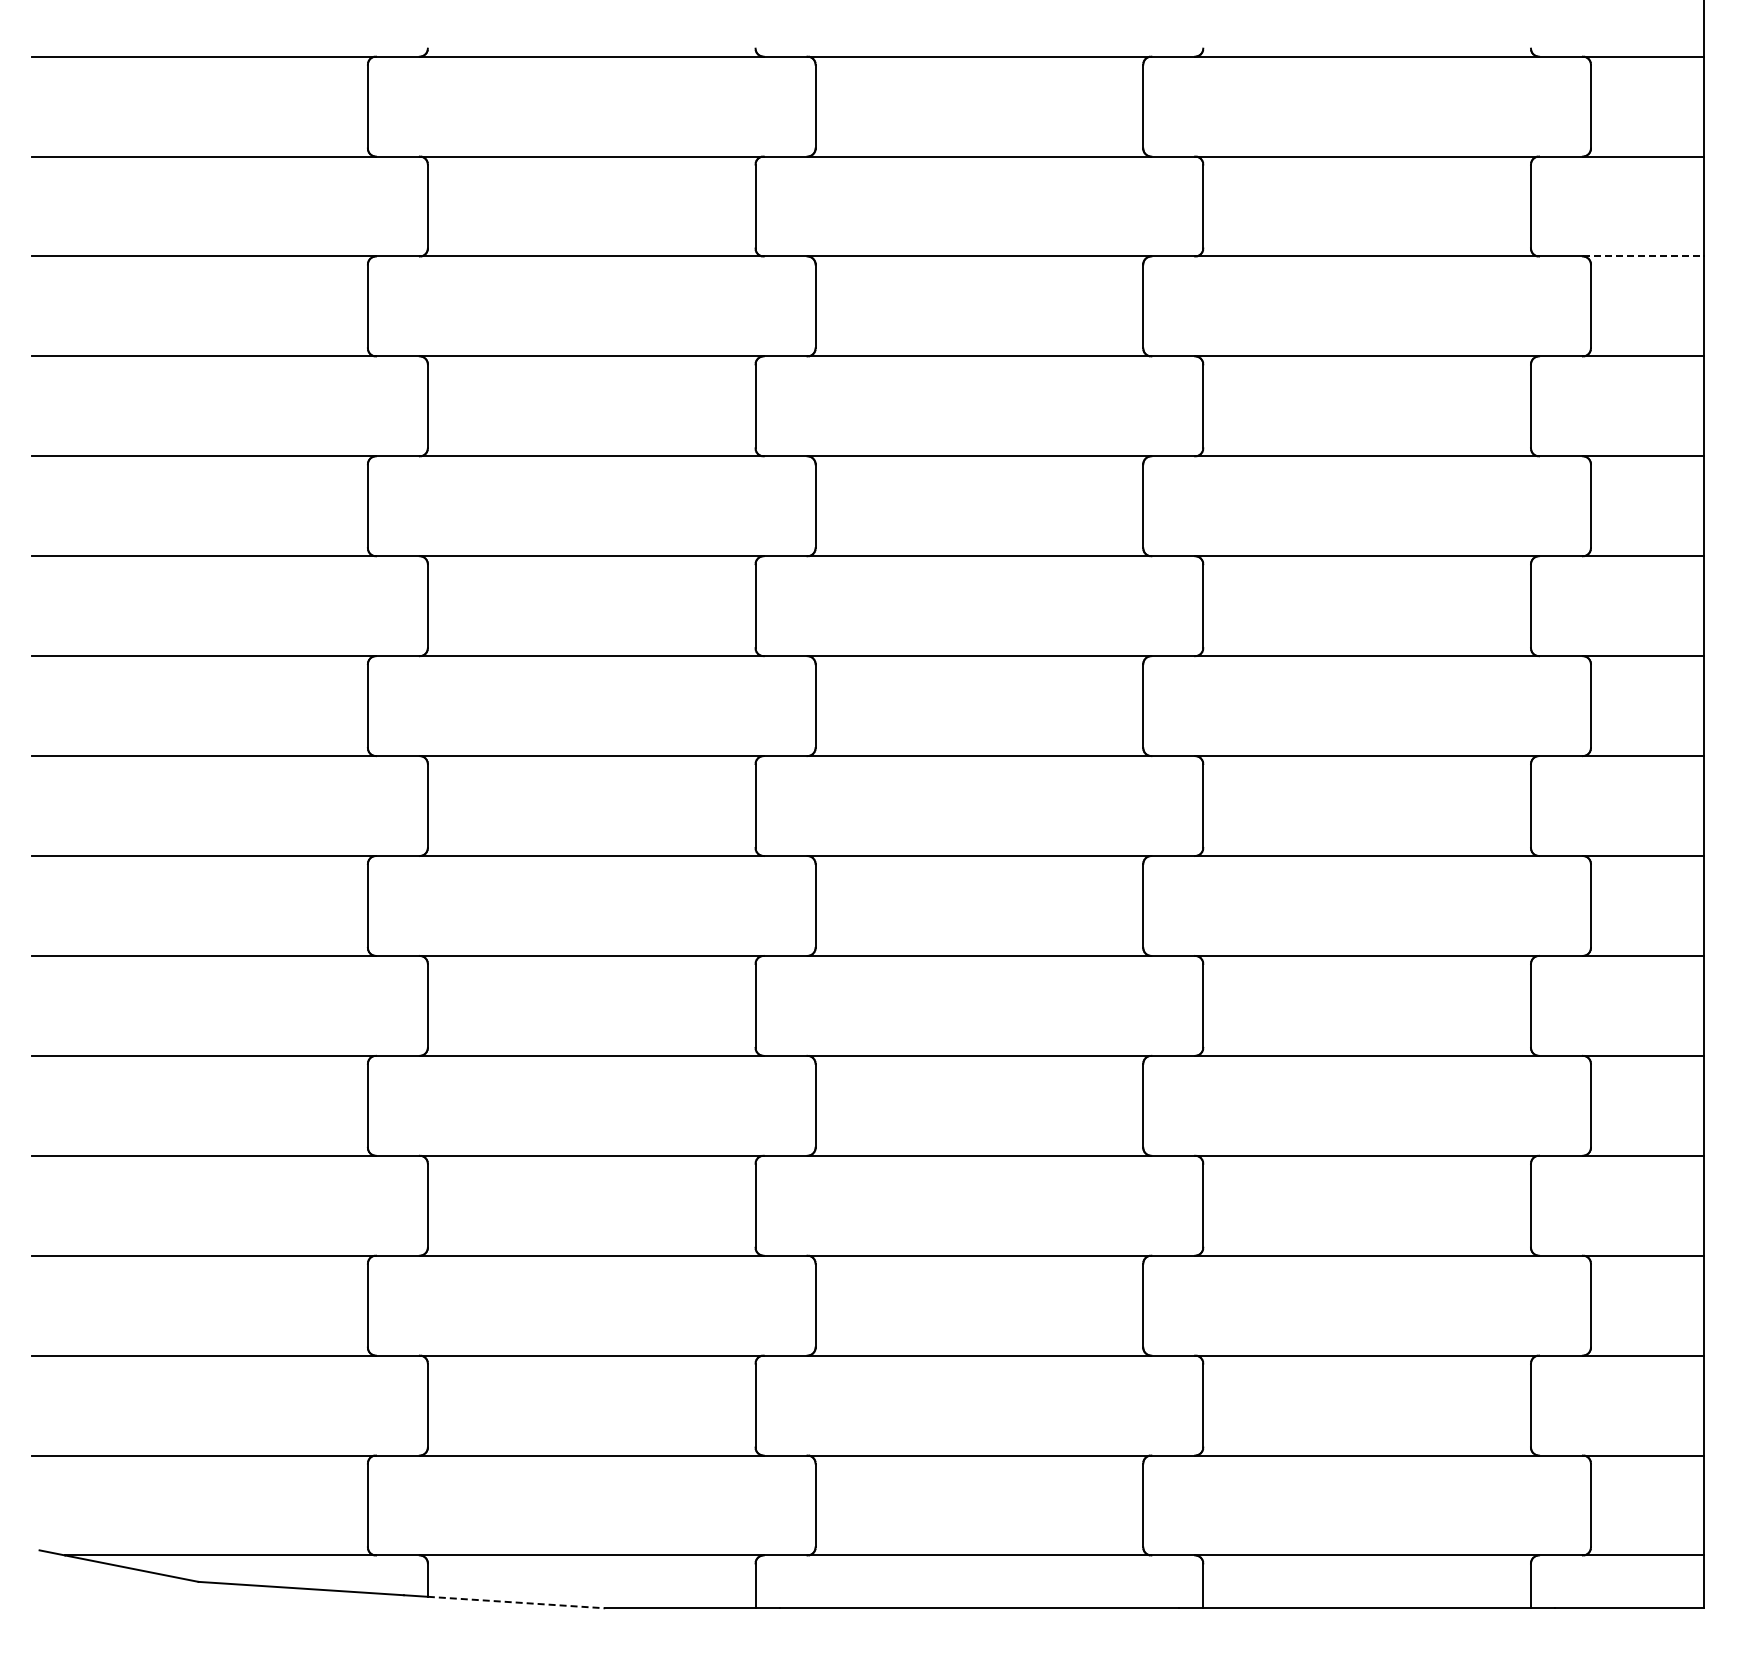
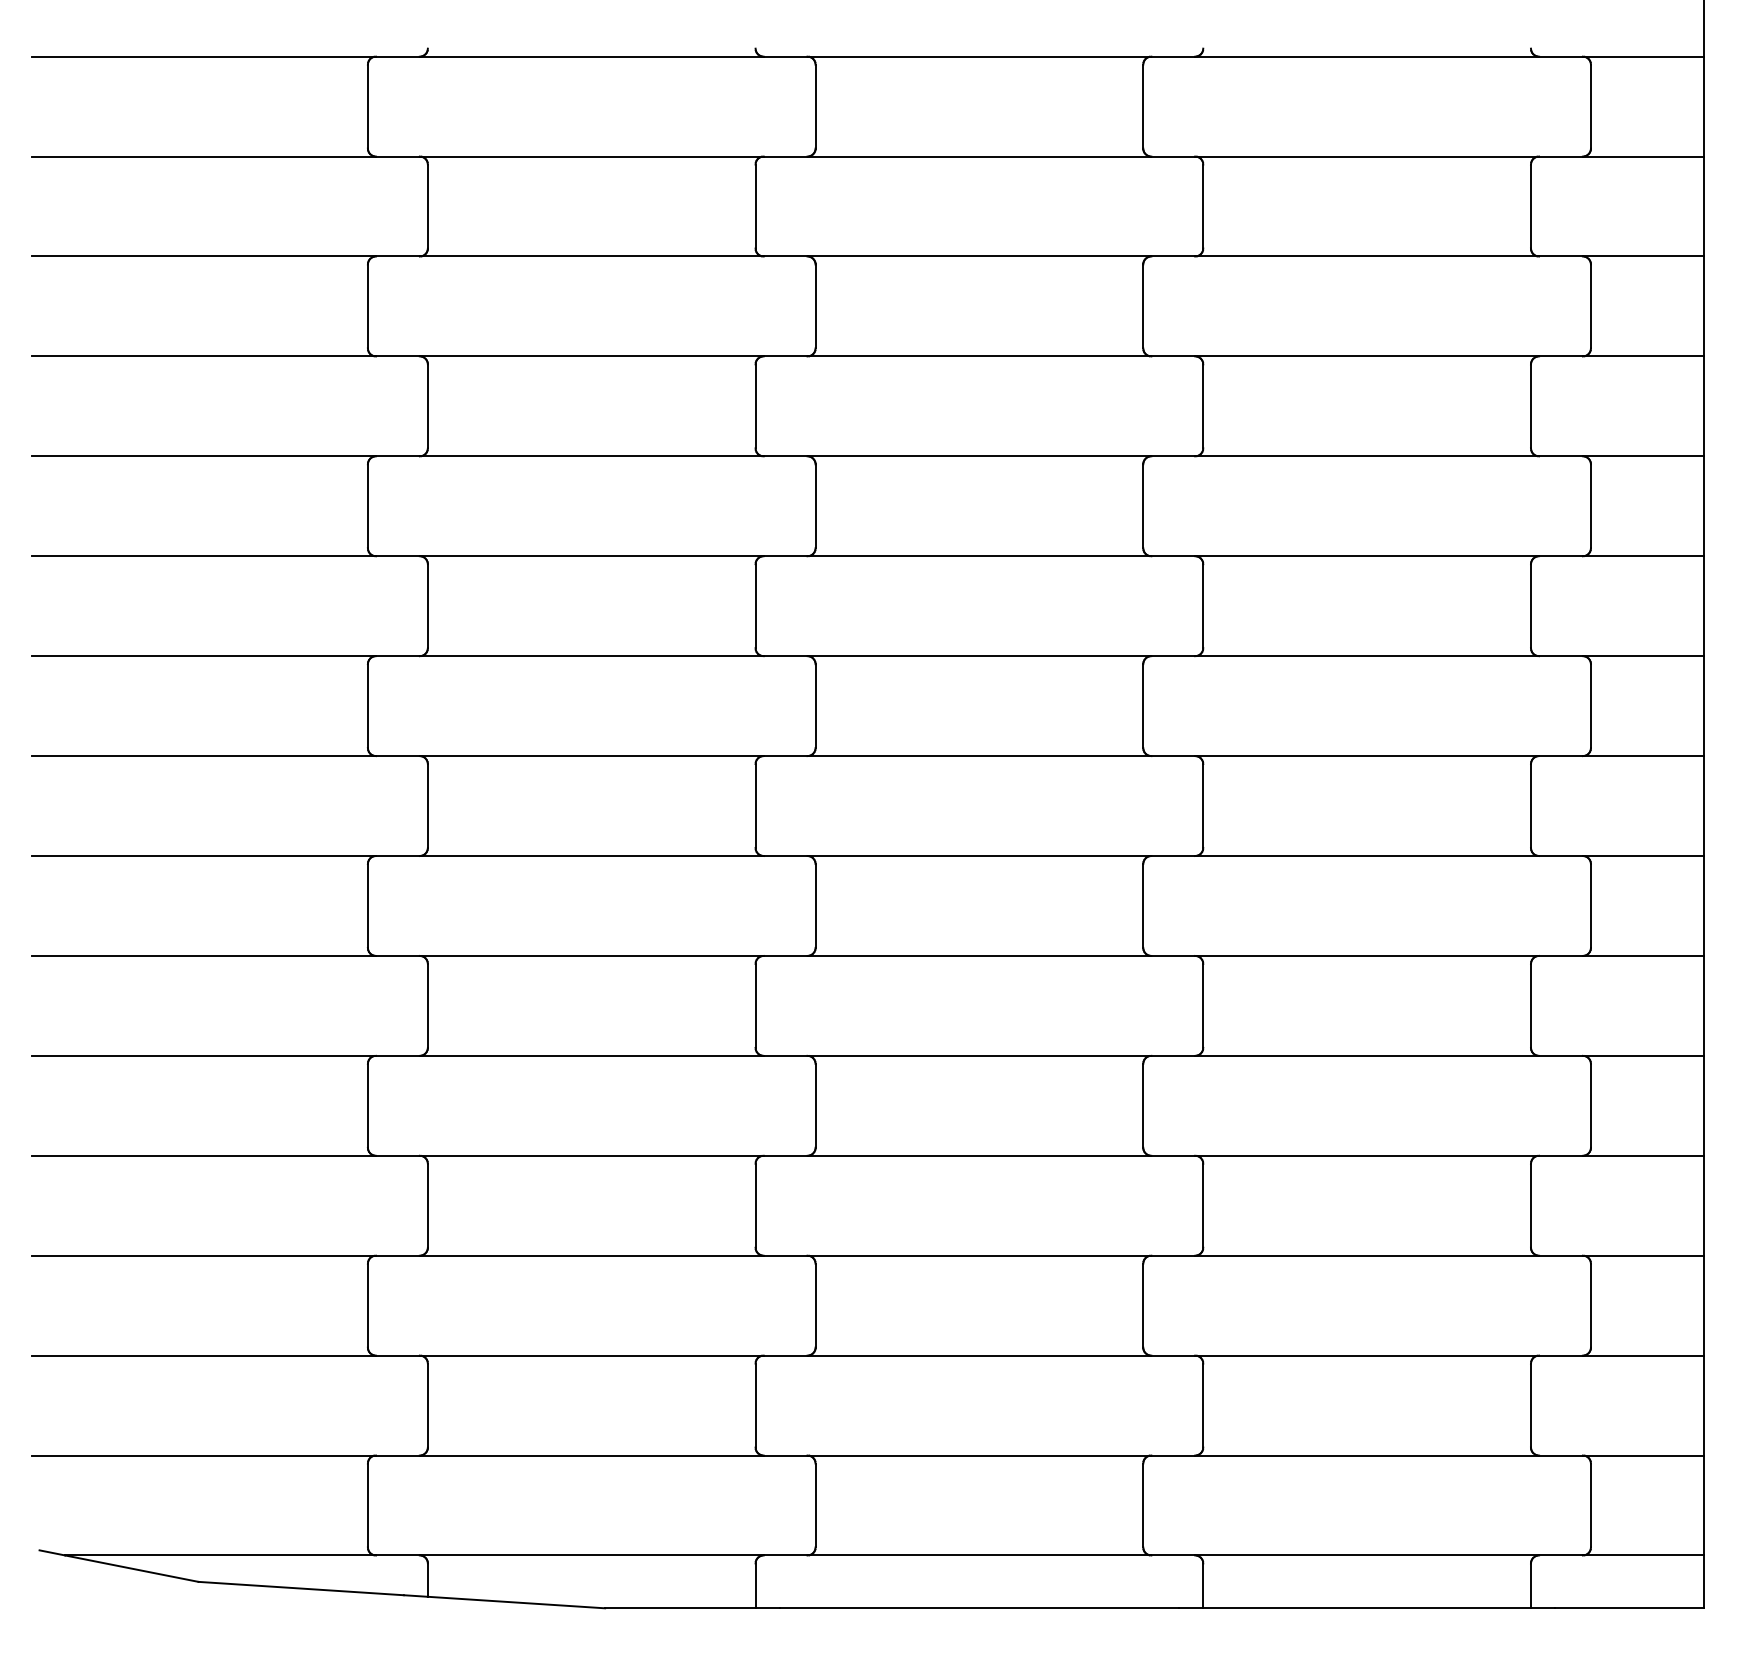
line: dashed -> solid (1643, 256)
line: dashed -> solid (516, 1602)
